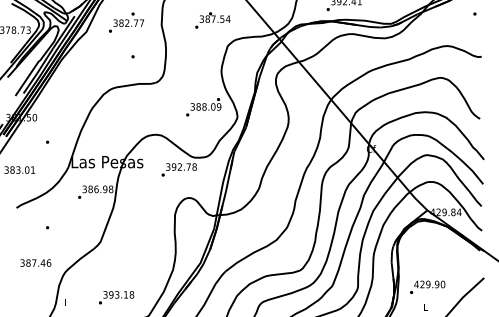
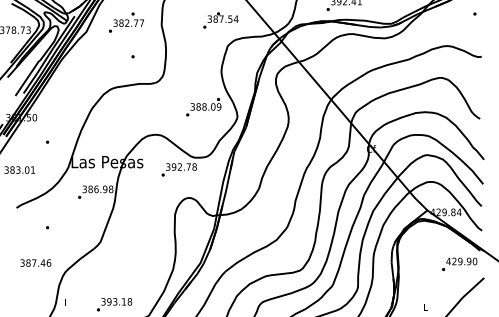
text position: (212, 20) -> (220, 20) (220, 20)
text position: (427, 286) -> (459, 263) (459, 263)
text position: (116, 297) -> (114, 304) (114, 304)
